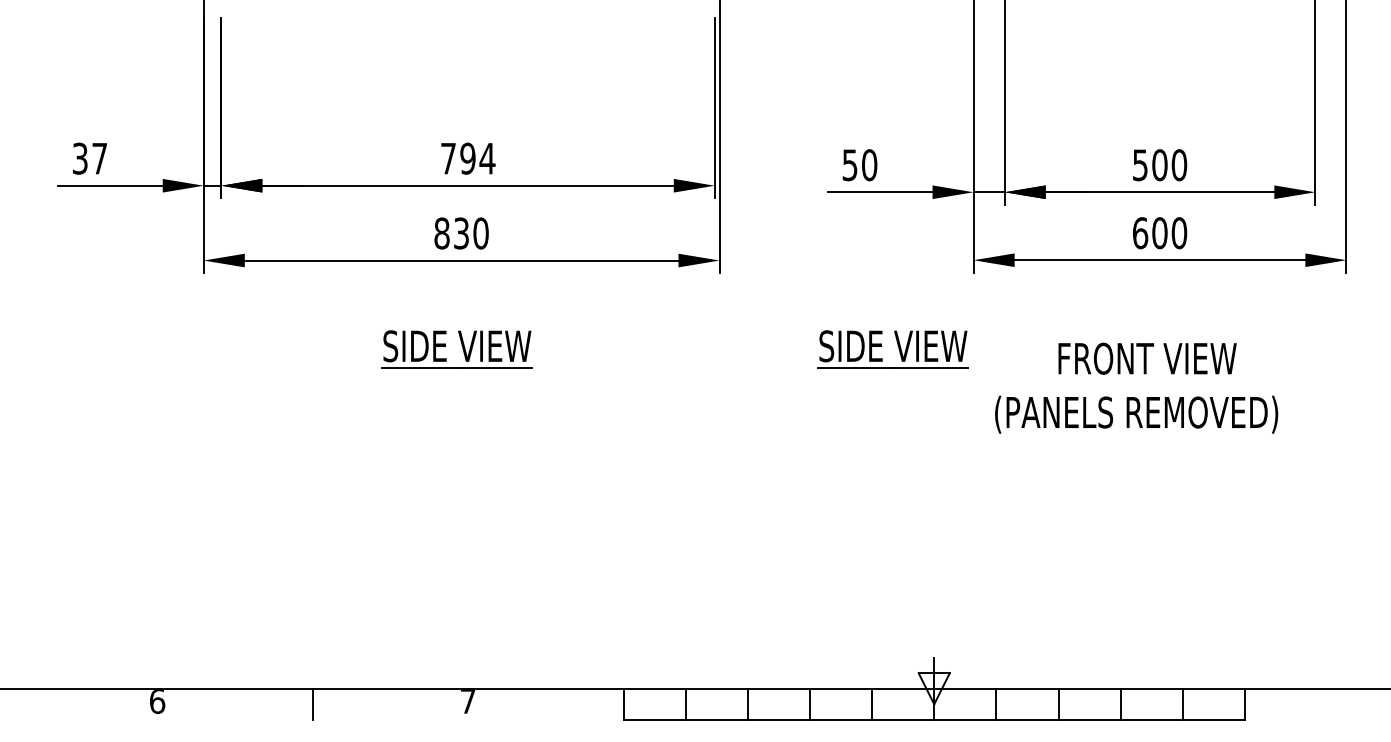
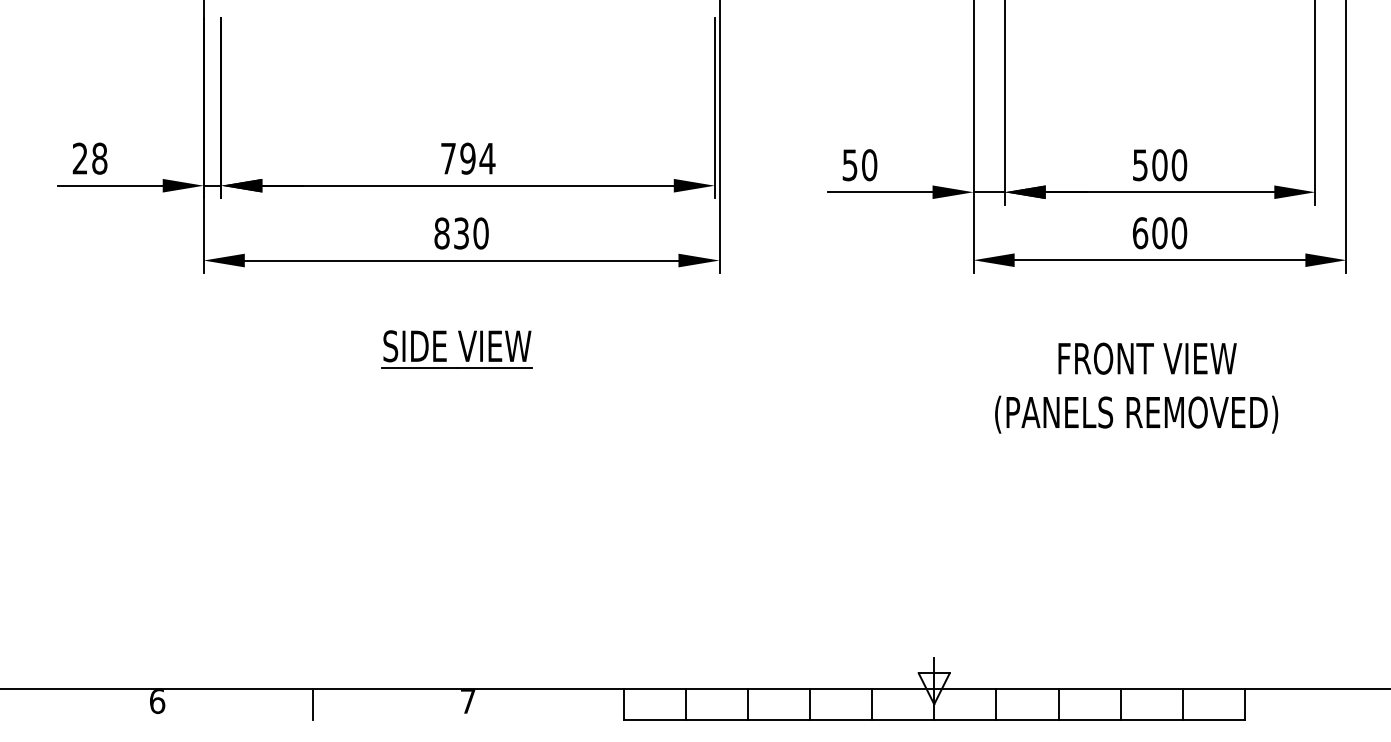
text: 37 -> 28 (89, 158)
part: present -> none (892, 349)
